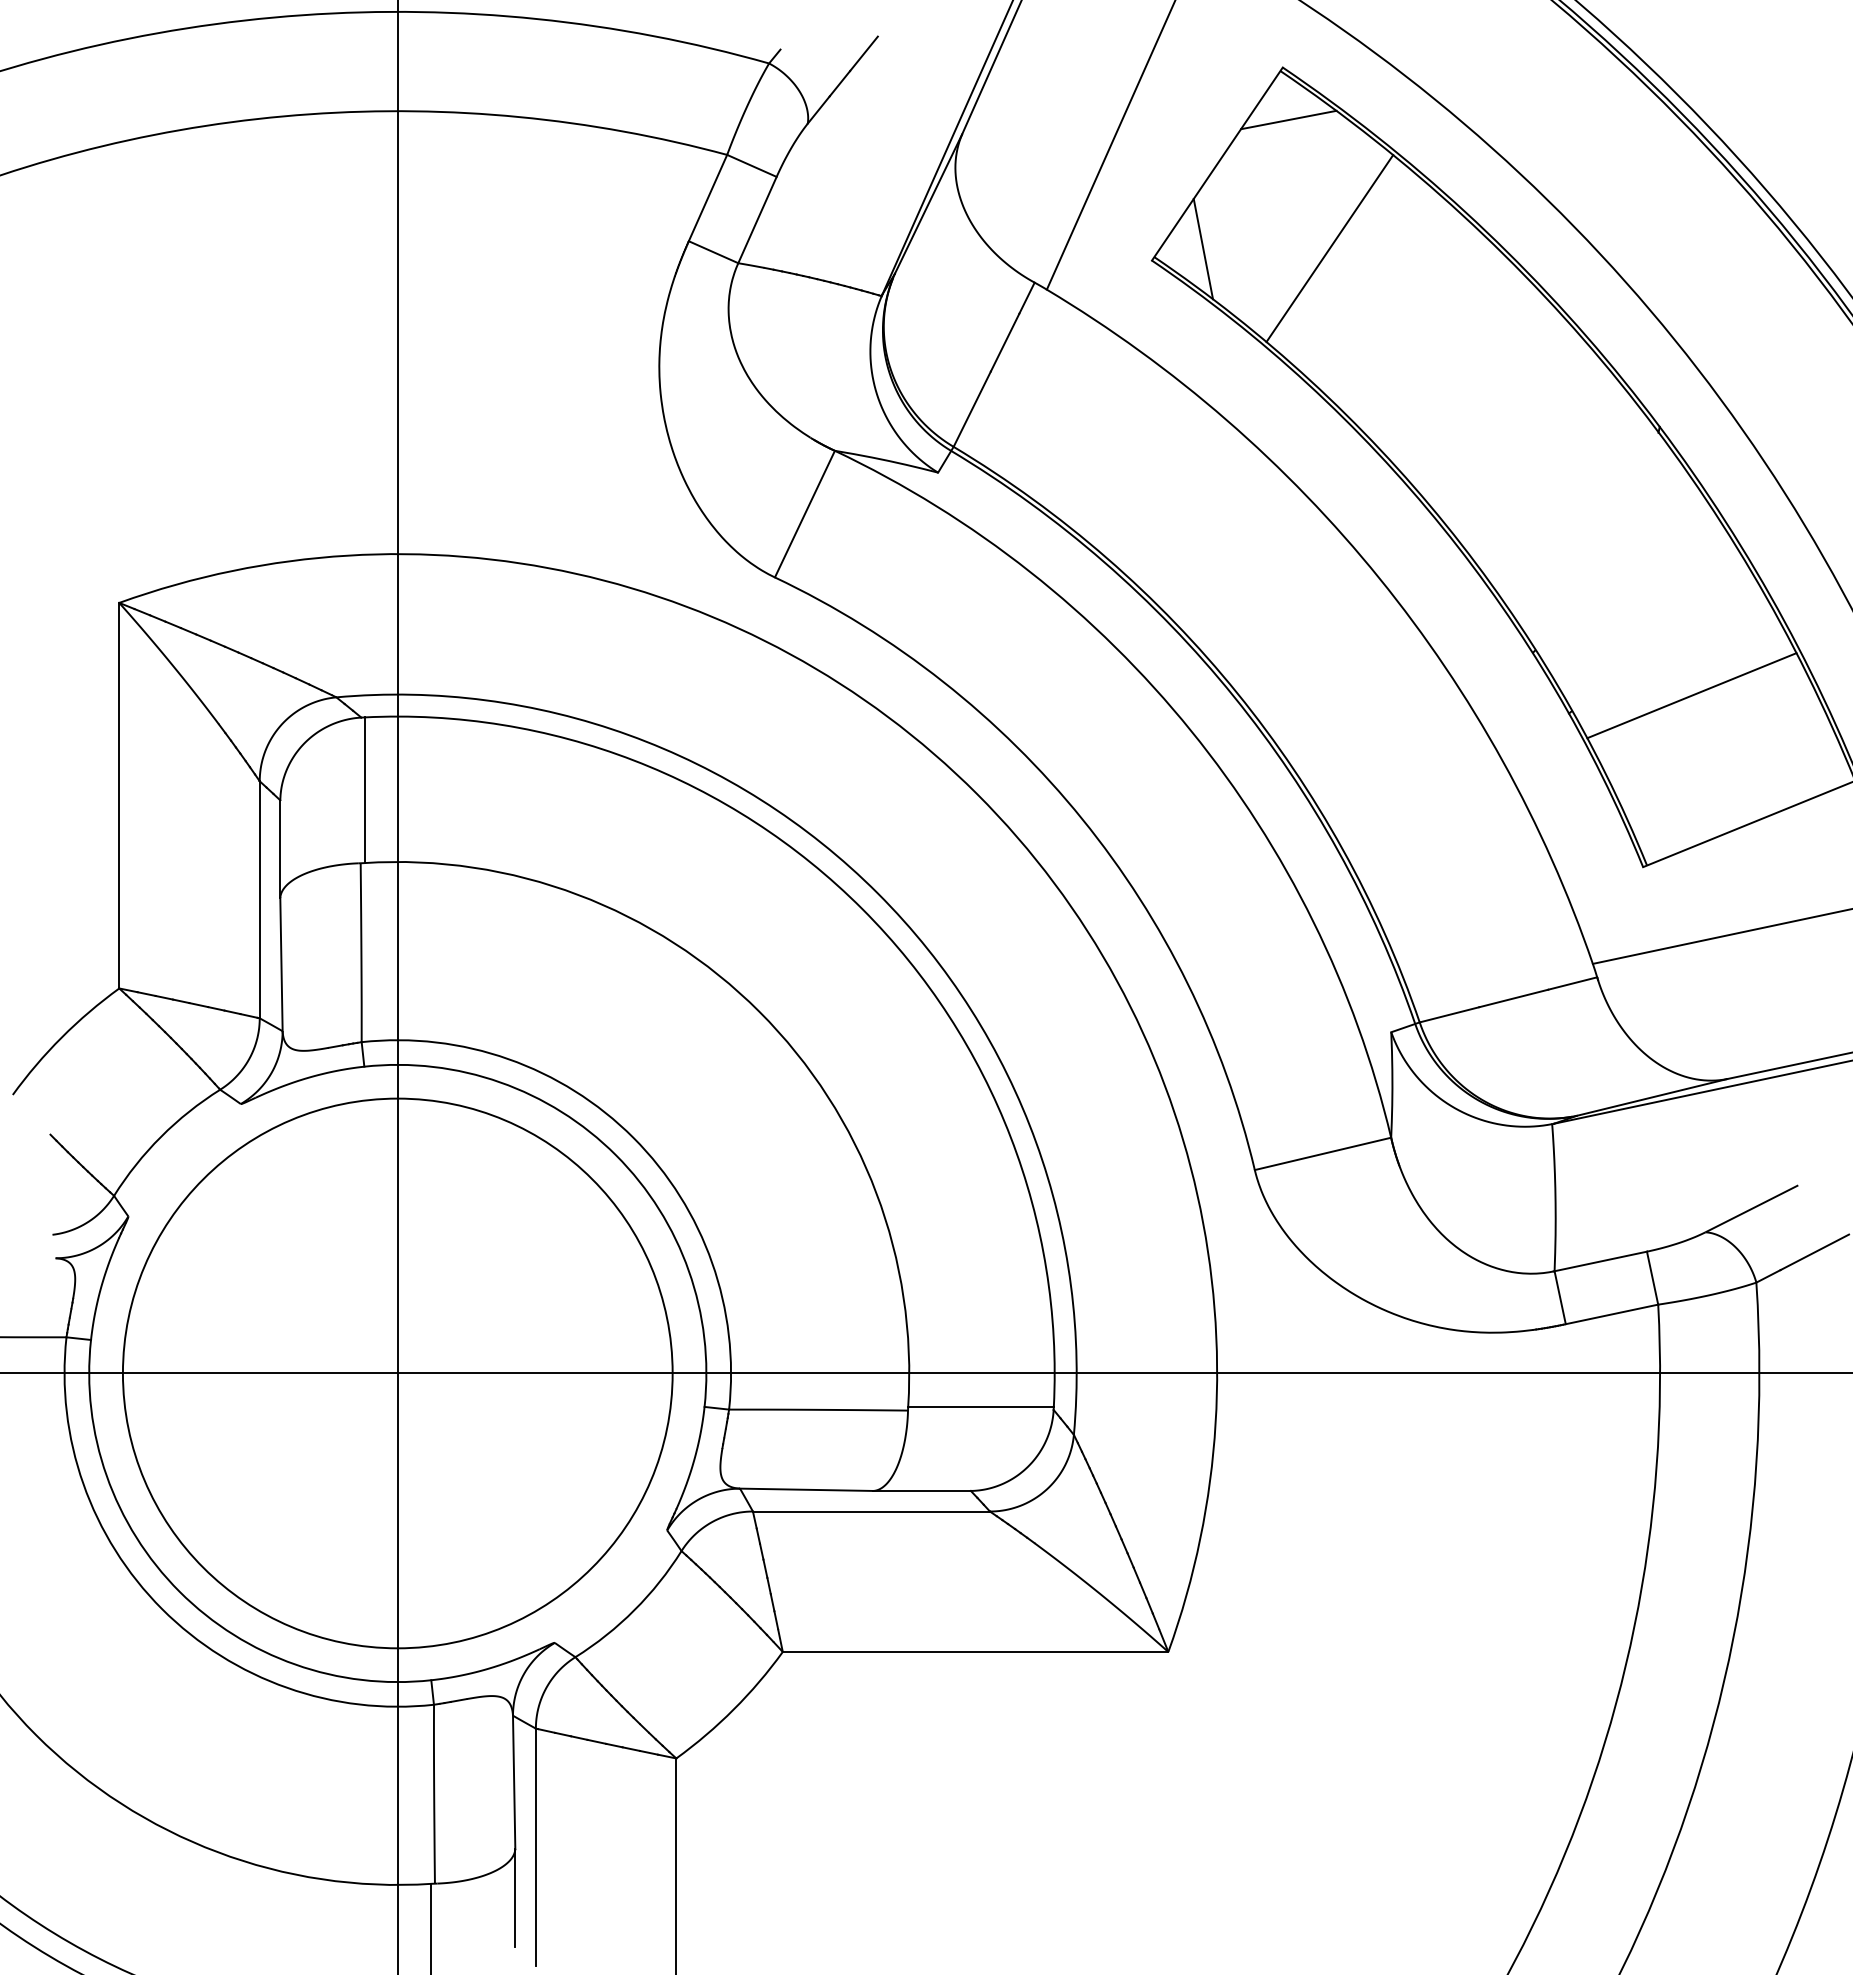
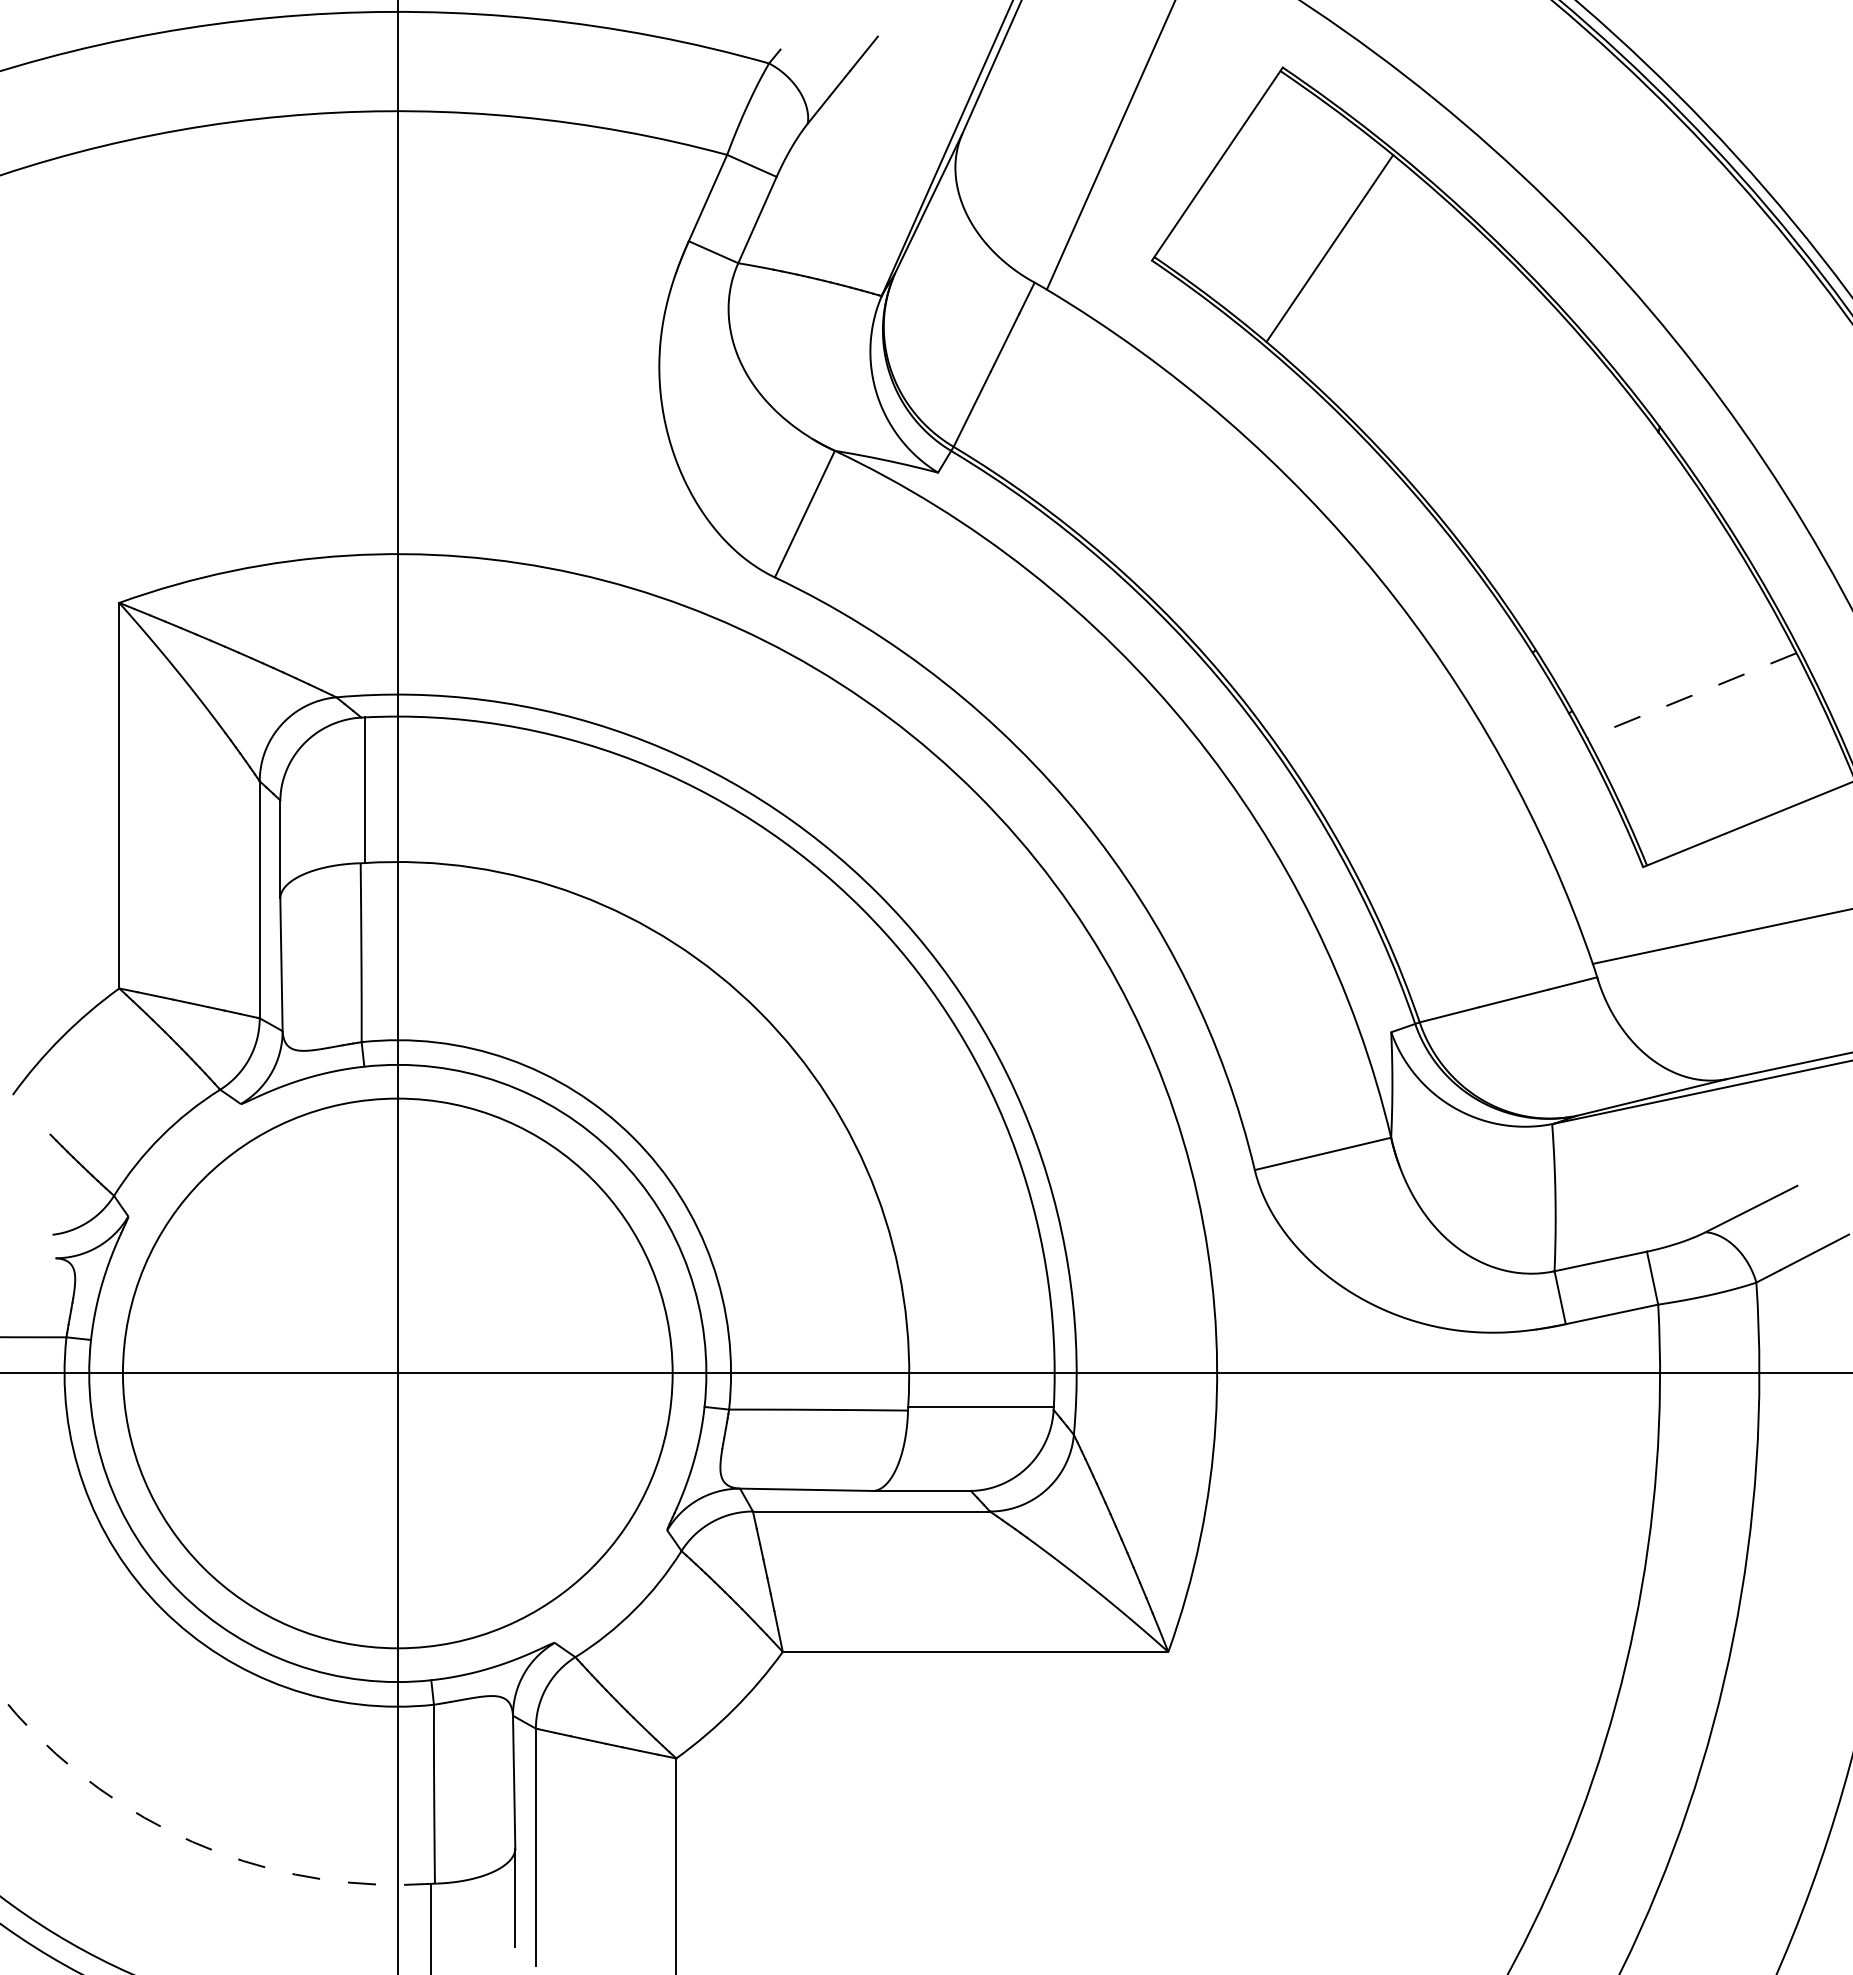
line: present -> none (1288, 119)
line: present -> none (1203, 248)
line: solid -> dashed (1691, 695)
arc: solid -> dashed (192, 1841)
